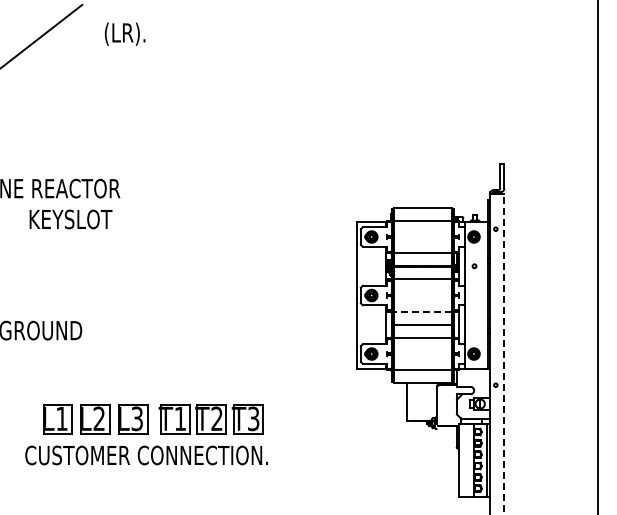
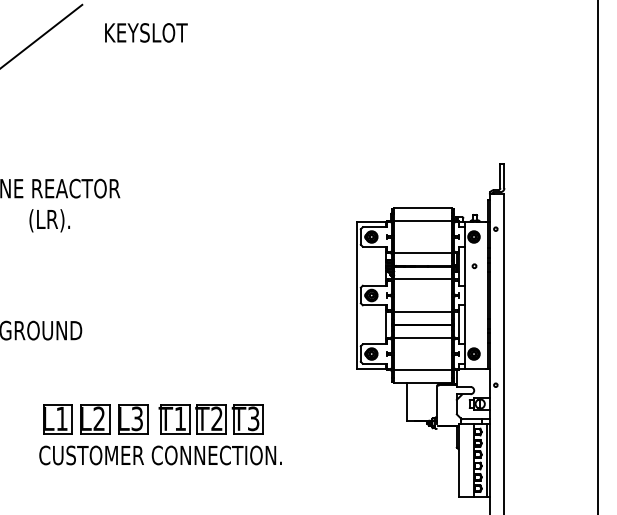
text: (LR). -> KEYSLOT (145, 33)
text: KEYSLOT -> (LR). (70, 220)
line: dashed -> solid (423, 311)
line: dashed -> solid (504, 353)
text position: (146, 455) -> (160, 455) (160, 455)
